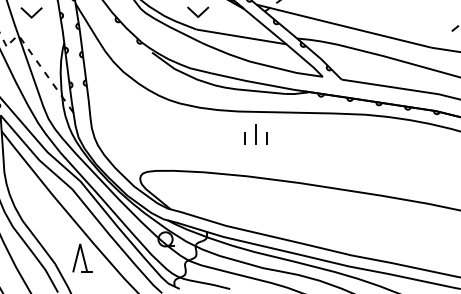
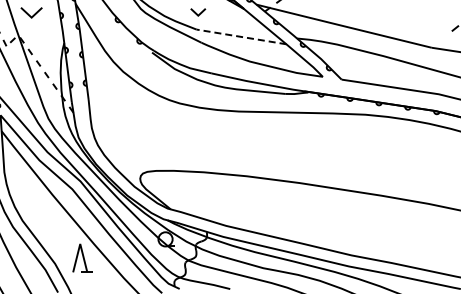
part size: 23x13 px -> 17x9 px (198, 12)
line: solid -> dashed (241, 36)
part: present -> none (255, 134)
